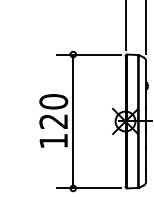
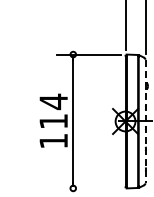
text: 120 -> 114 (53, 110)
line: solid -> dashed (145, 121)
line: present -> none (88, 188)
